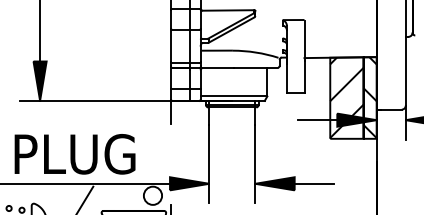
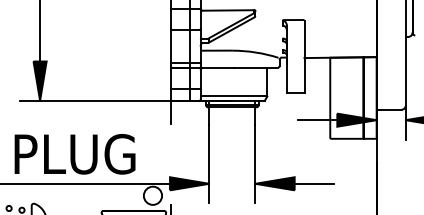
hatch: present -> none (346, 97)
hatch: present -> none (369, 97)
line: present -> none (85, 198)
